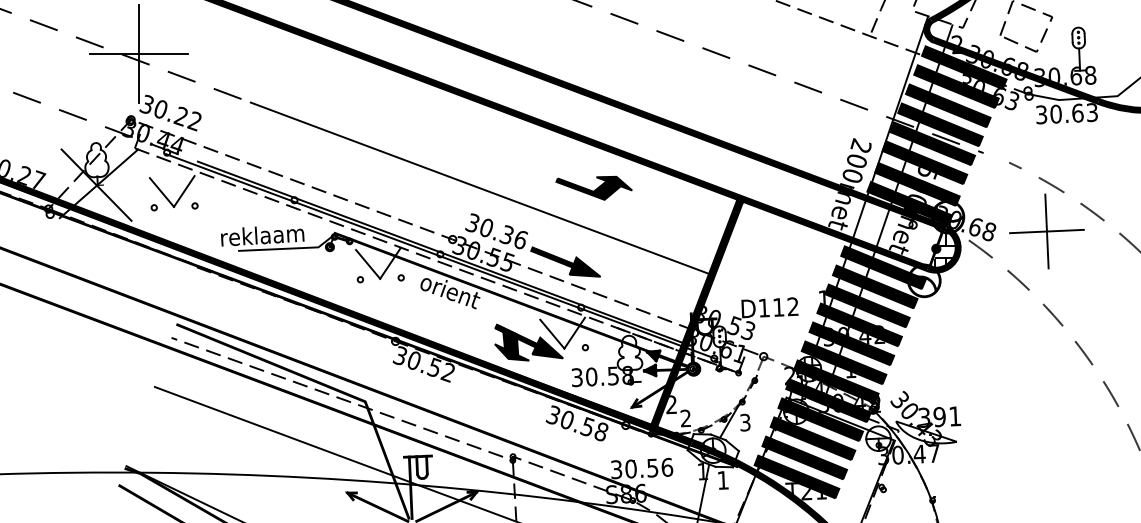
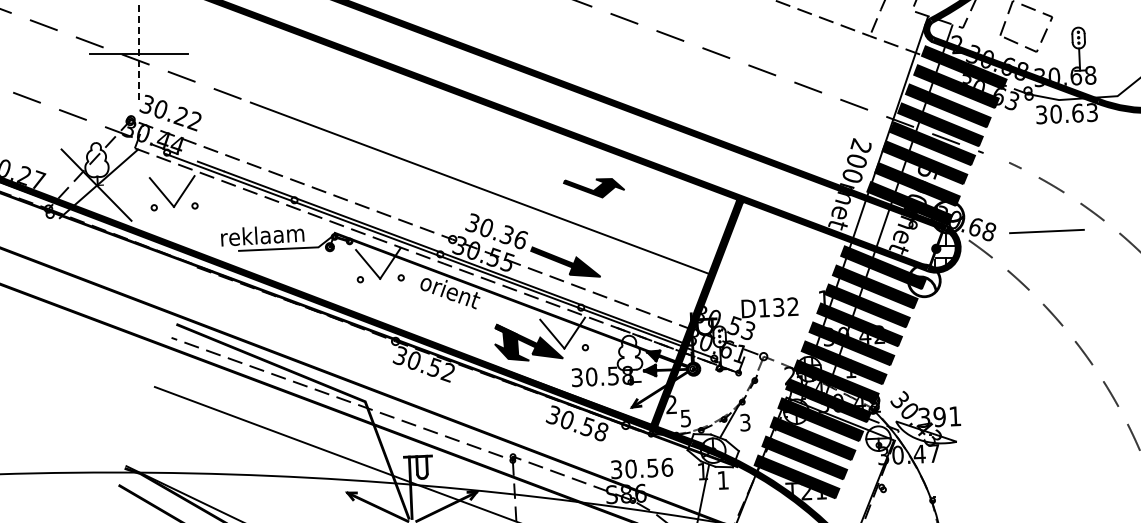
line: solid -> dashed (139, 54)
part size: 78x26 px -> 62x21 px (593, 188)
line: present -> none (1046, 231)
text: D112 -> D132 (778, 307)
text: 2 -> 5 (685, 418)
